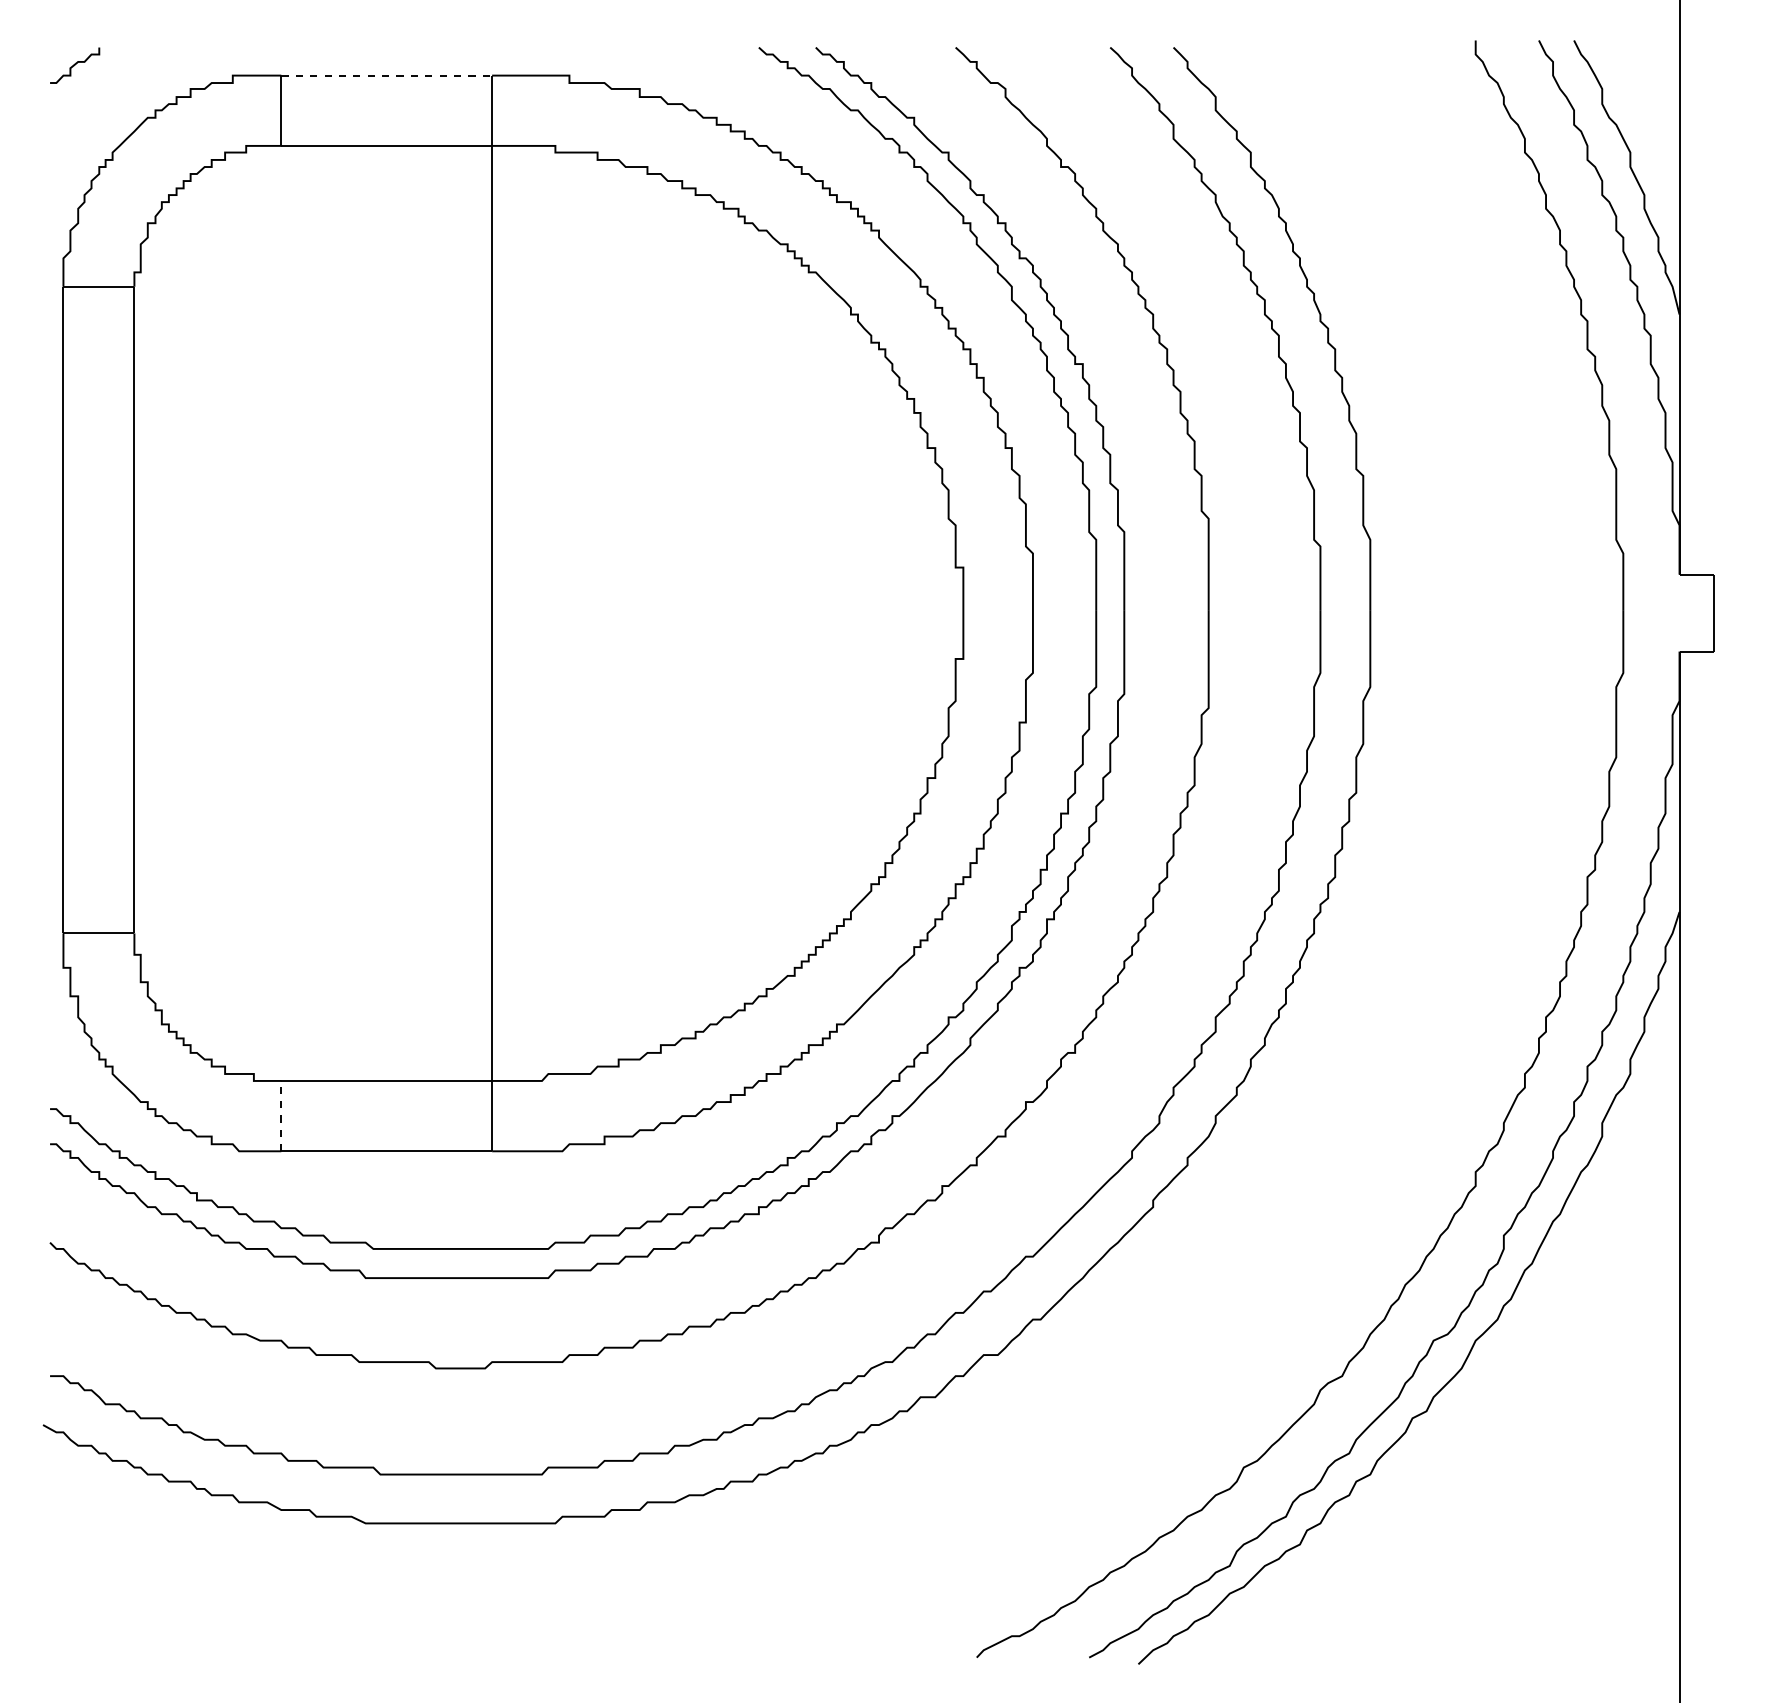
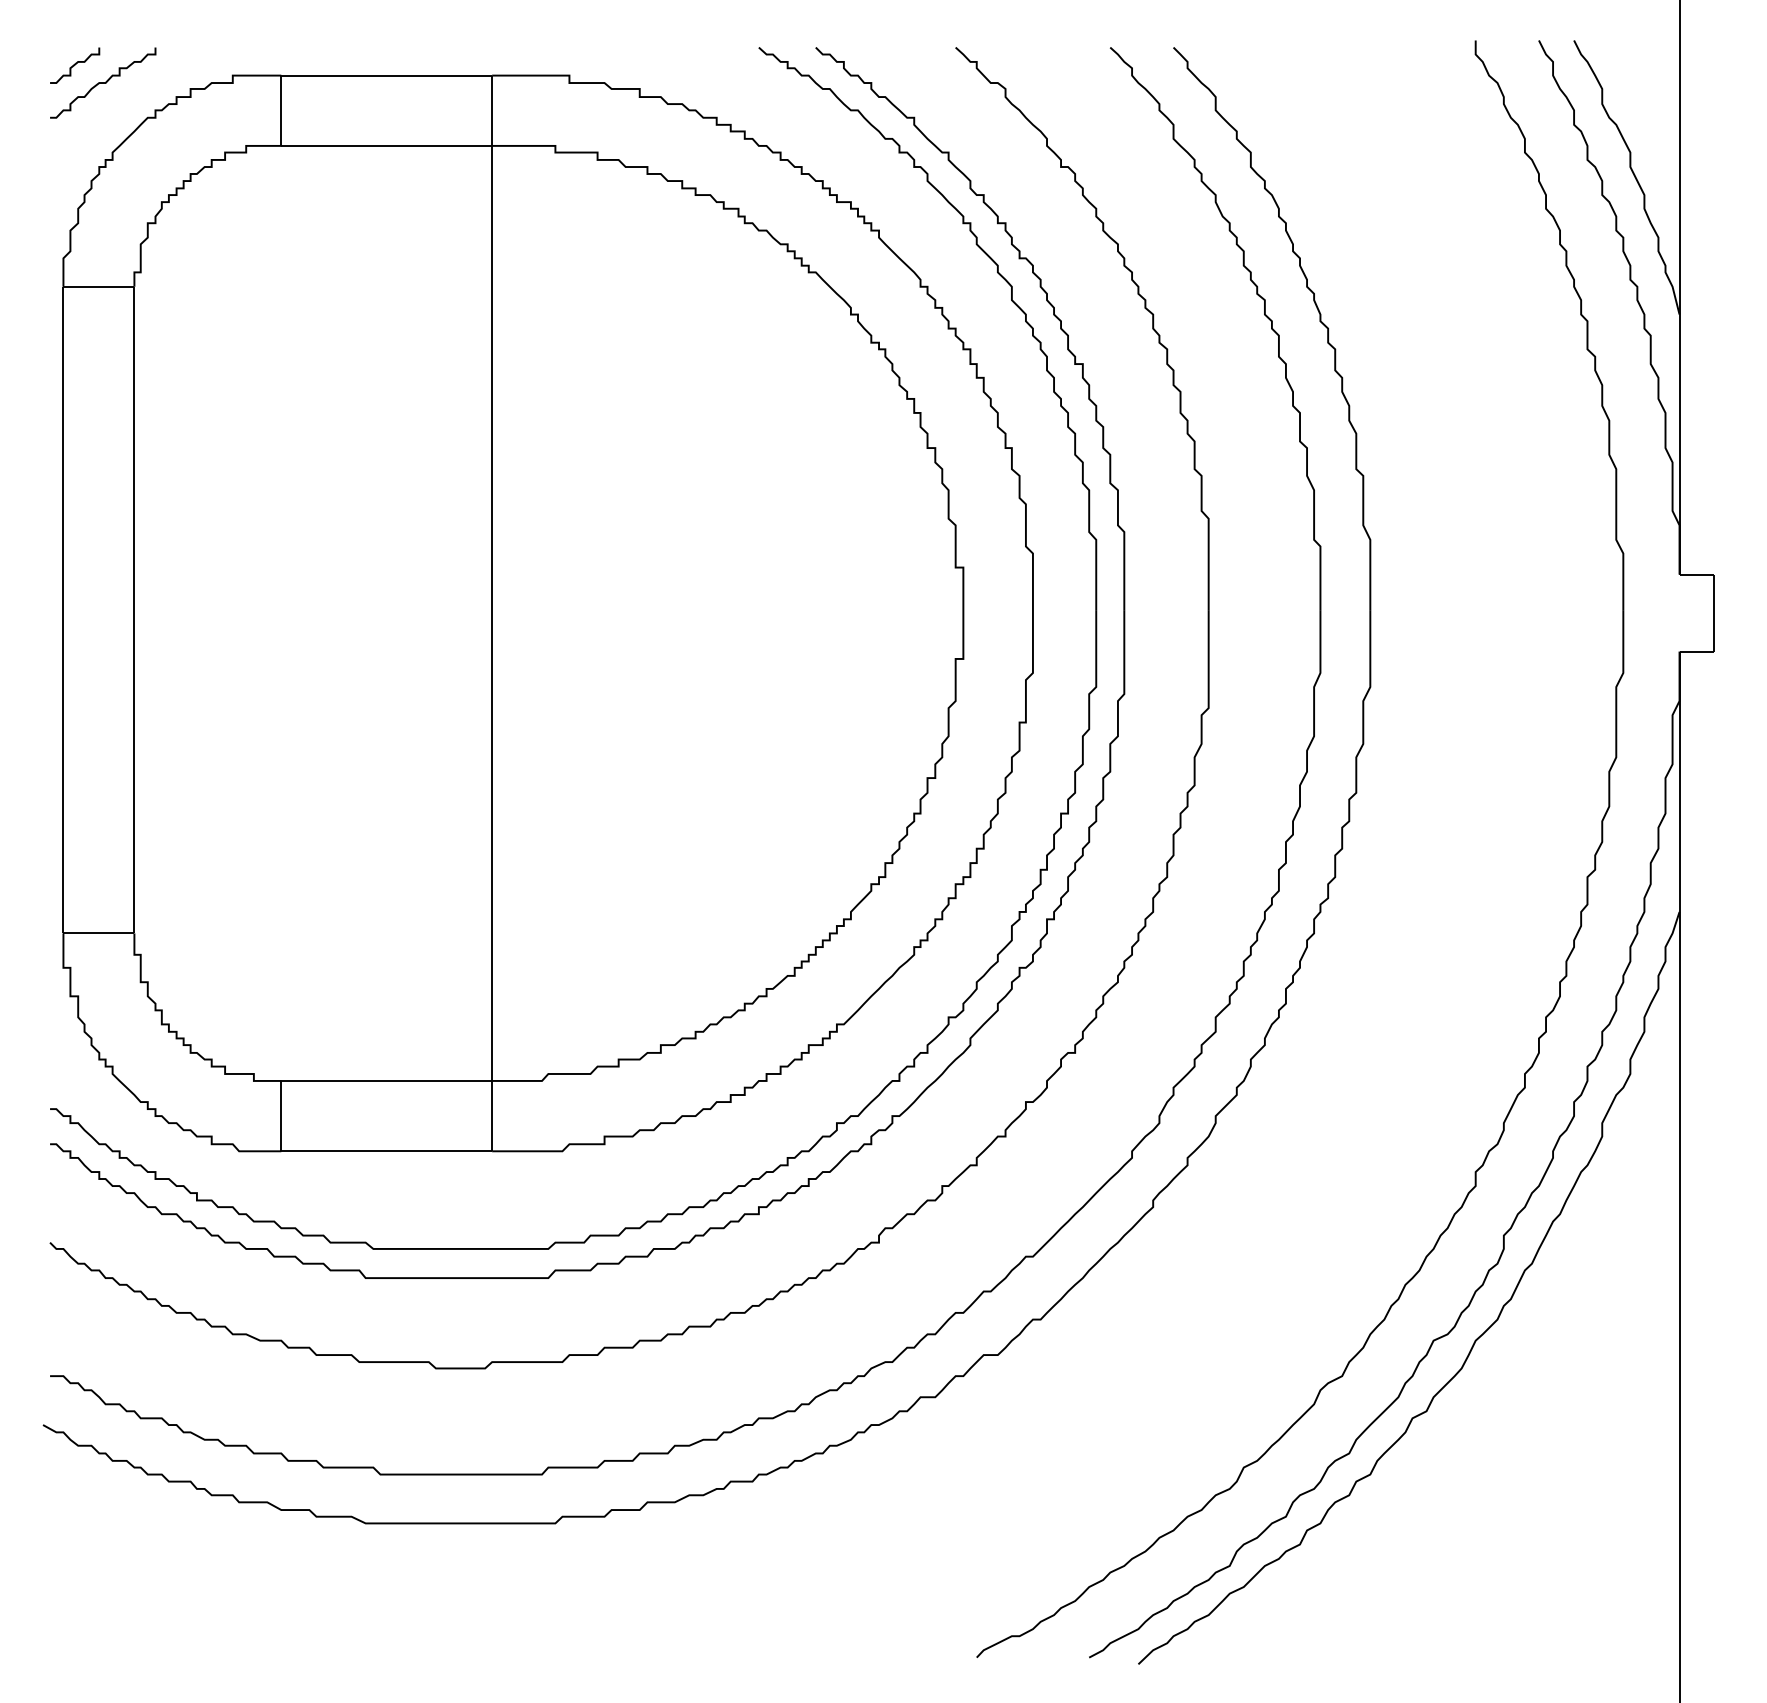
line: dashed -> solid (387, 75)
curve: none -> present (103, 82)
line: dashed -> solid (281, 1115)
